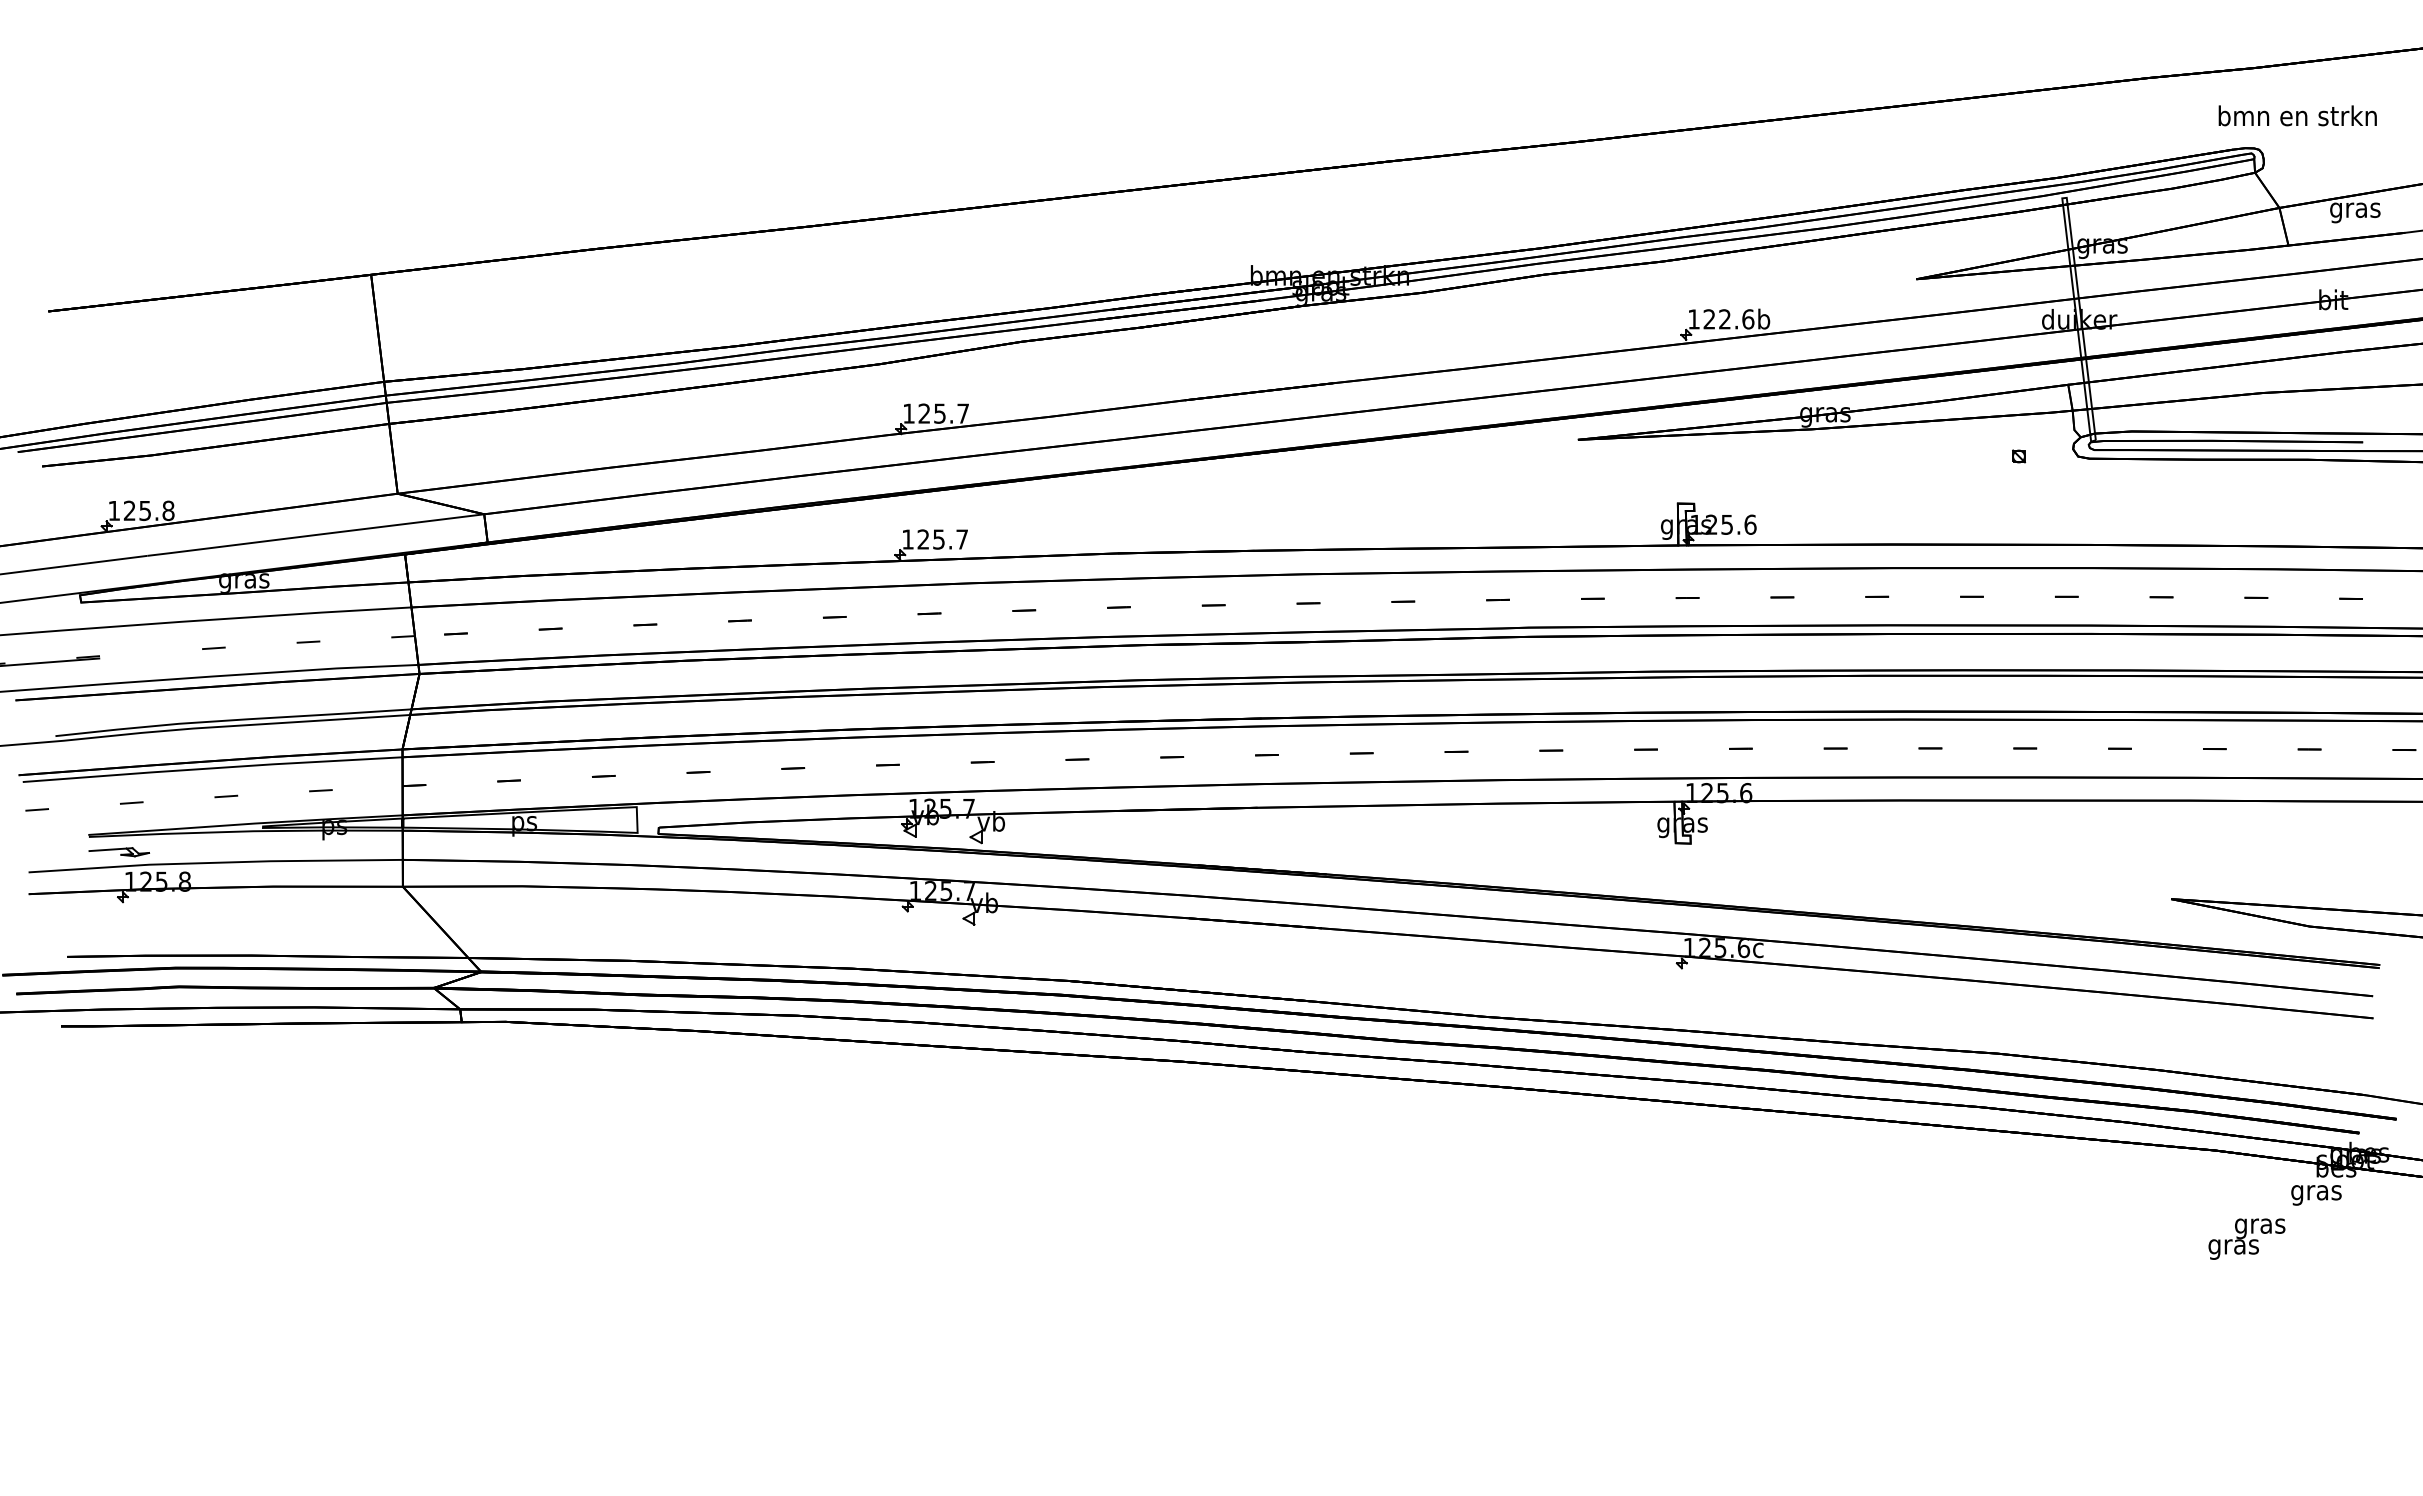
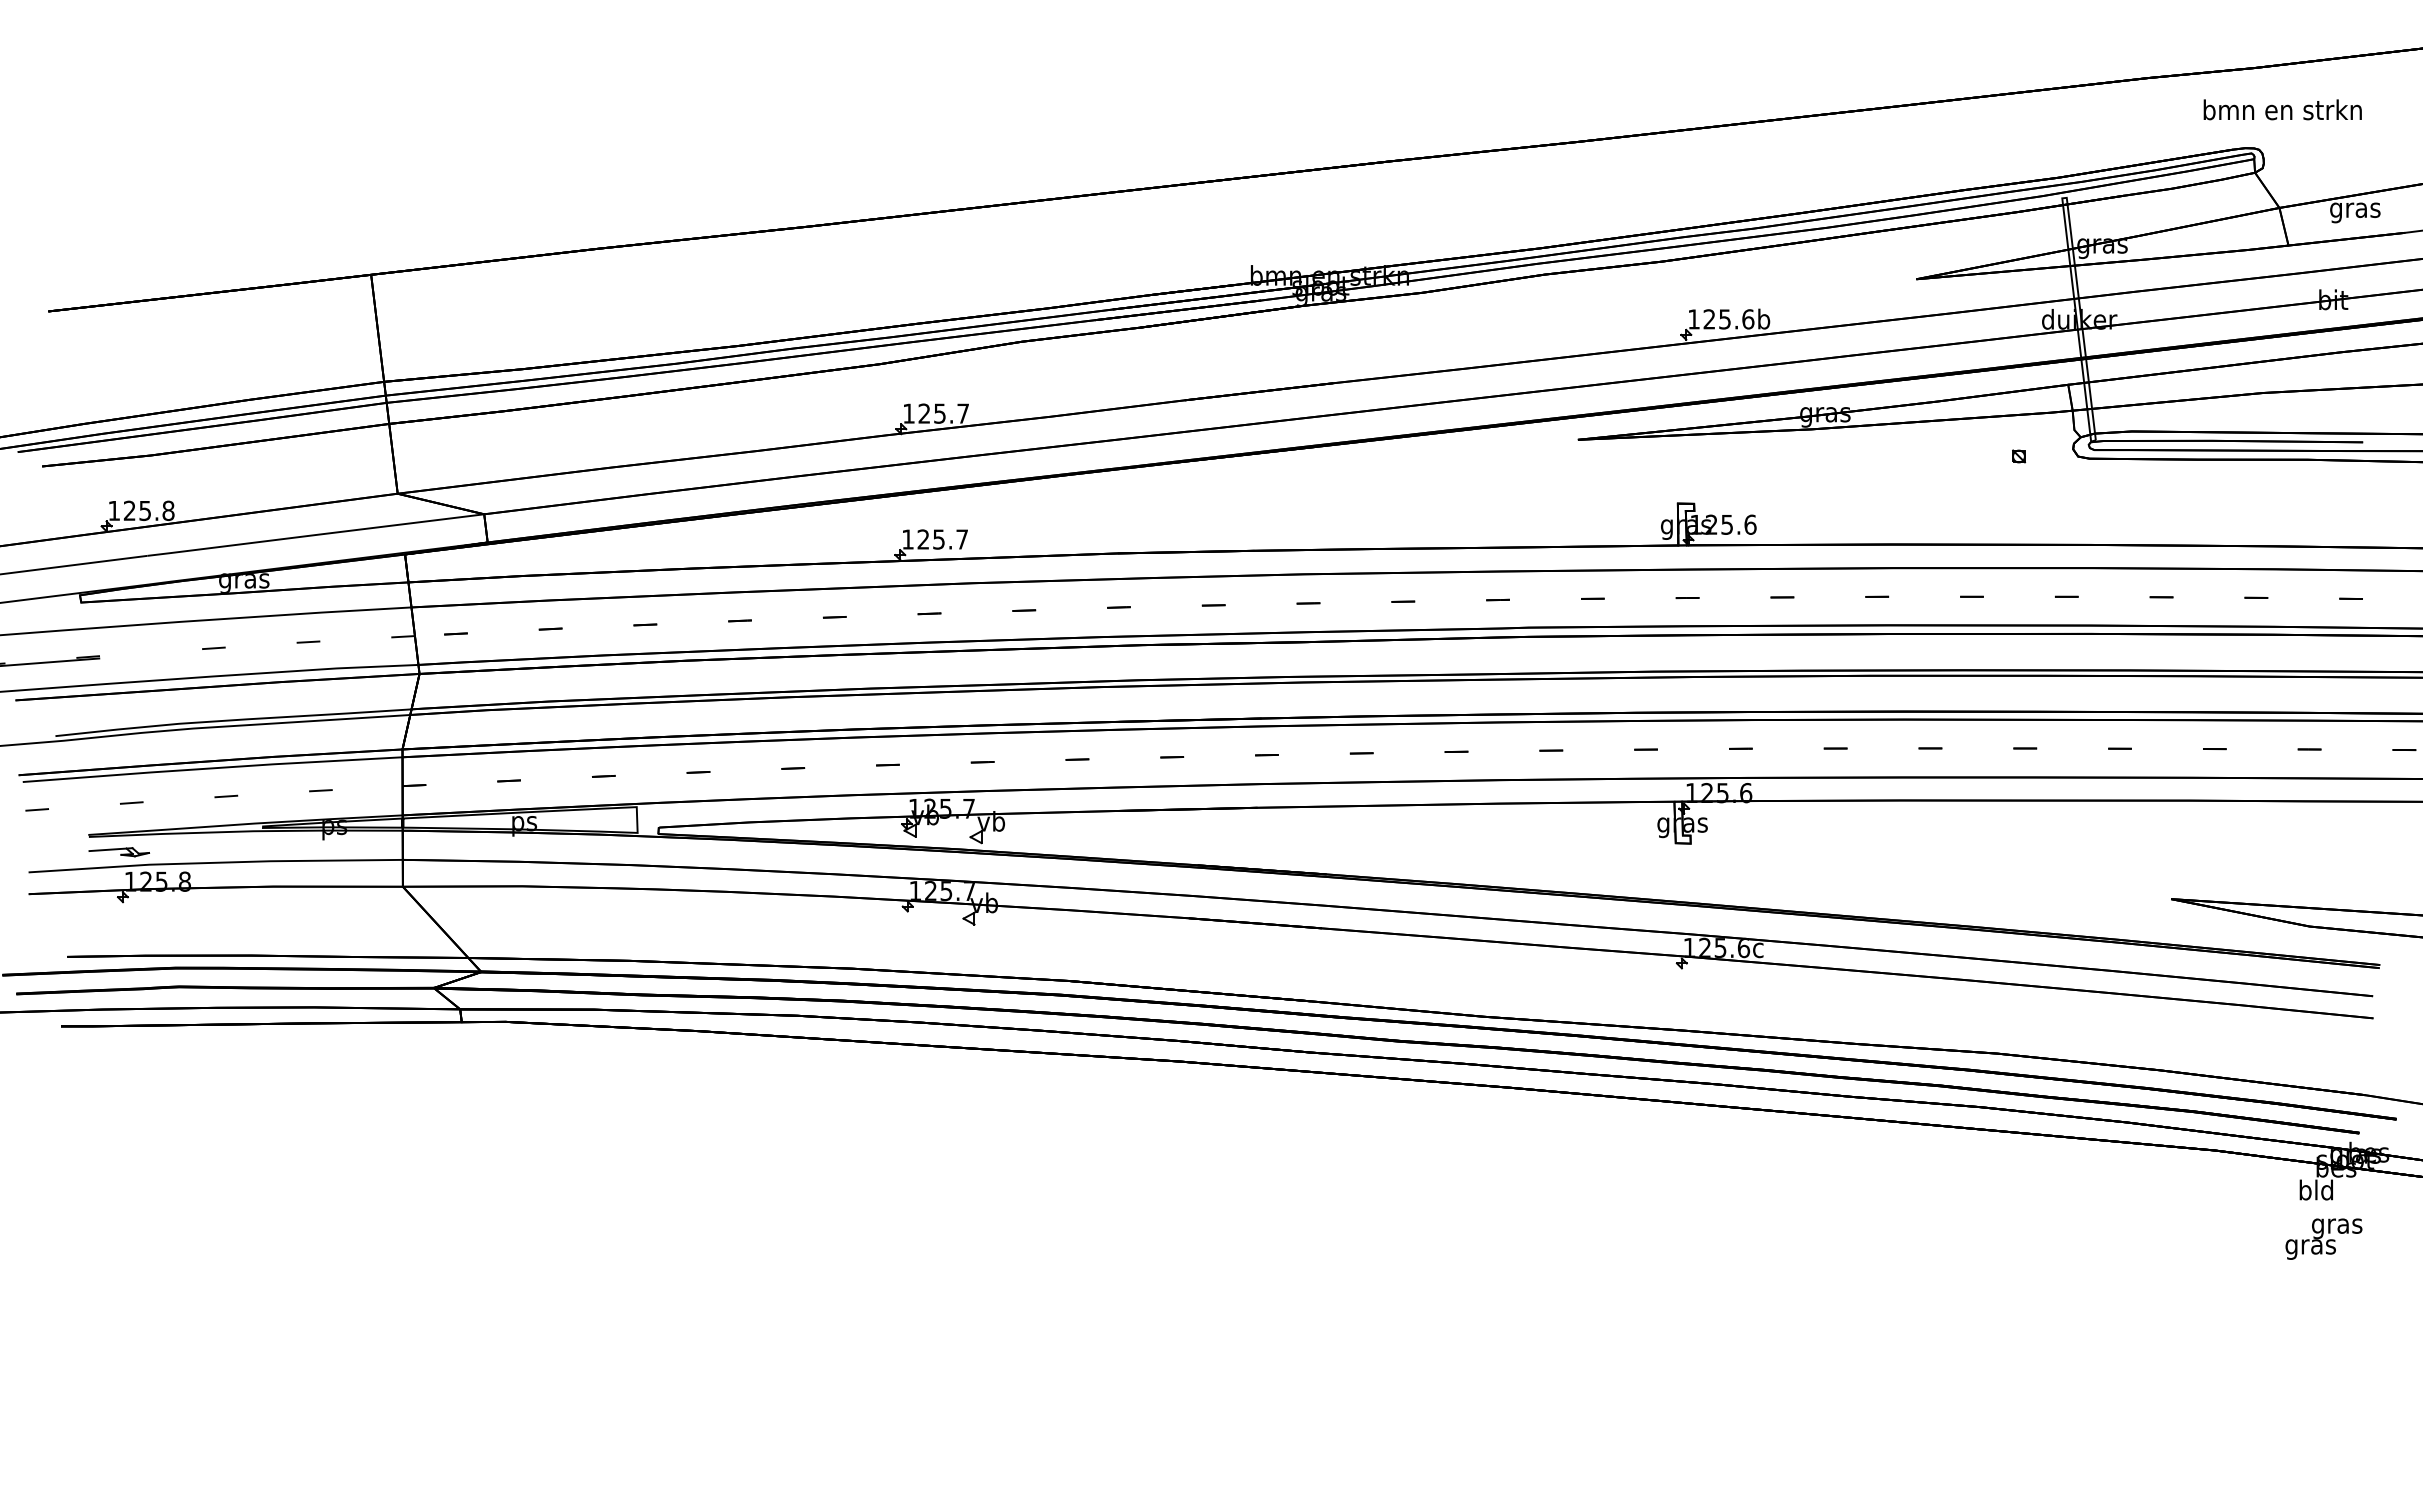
text position: (2297, 115) -> (2282, 109) (2282, 109)
text: 122.6b -> 125.6b (1724, 319)
text: gras -> bld (2316, 1192)
text position: (2246, 1238) -> (2323, 1238) (2323, 1238)
